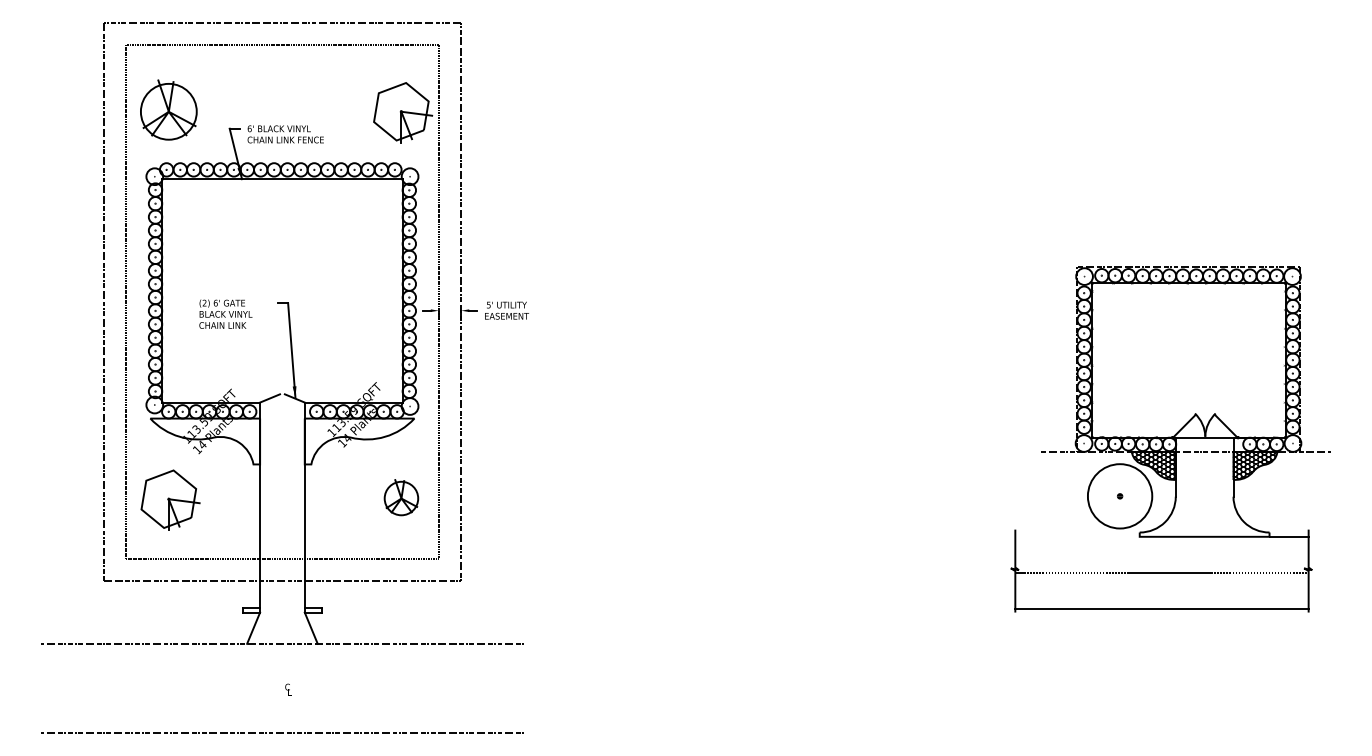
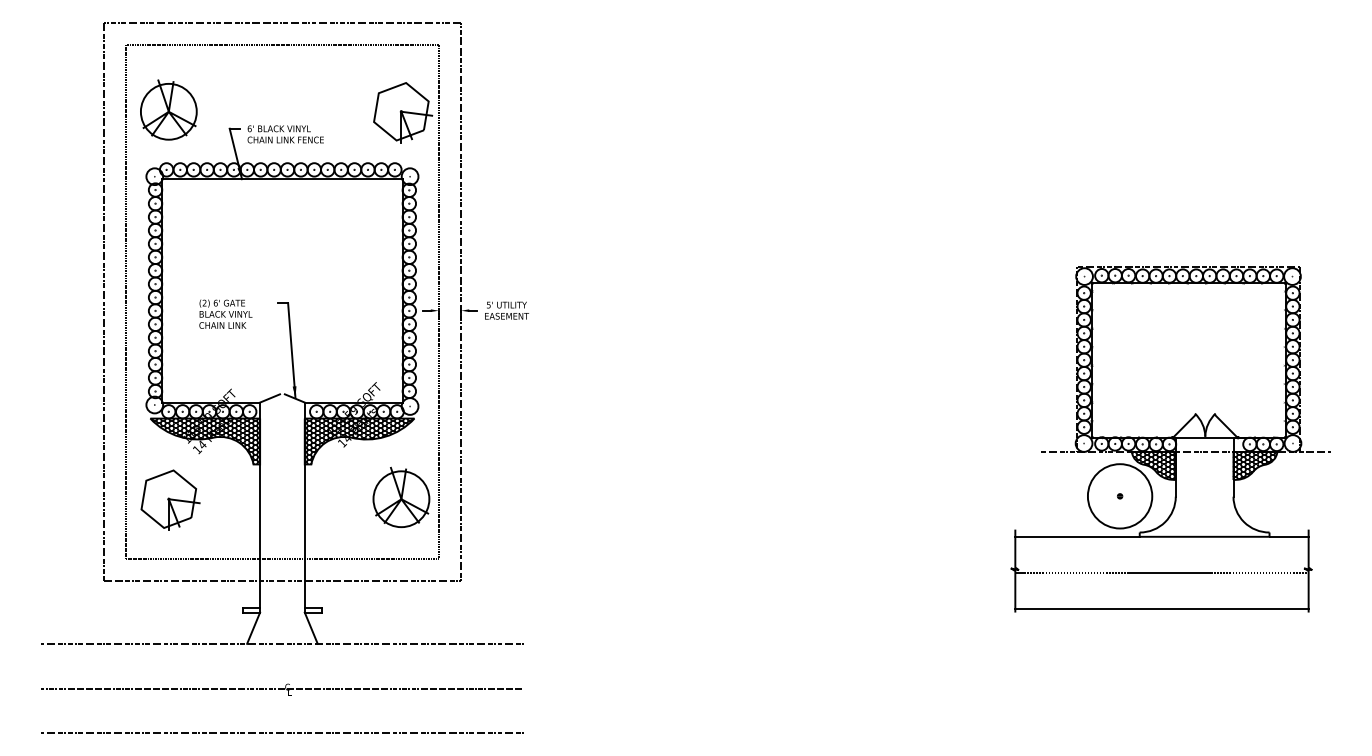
hatch: none -> present (206, 441)
hatch: none -> present (358, 441)
part size: 37x38 px -> 59x63 px (401, 497)
line: none -> present (1077, 536)
line: none -> present (282, 688)
